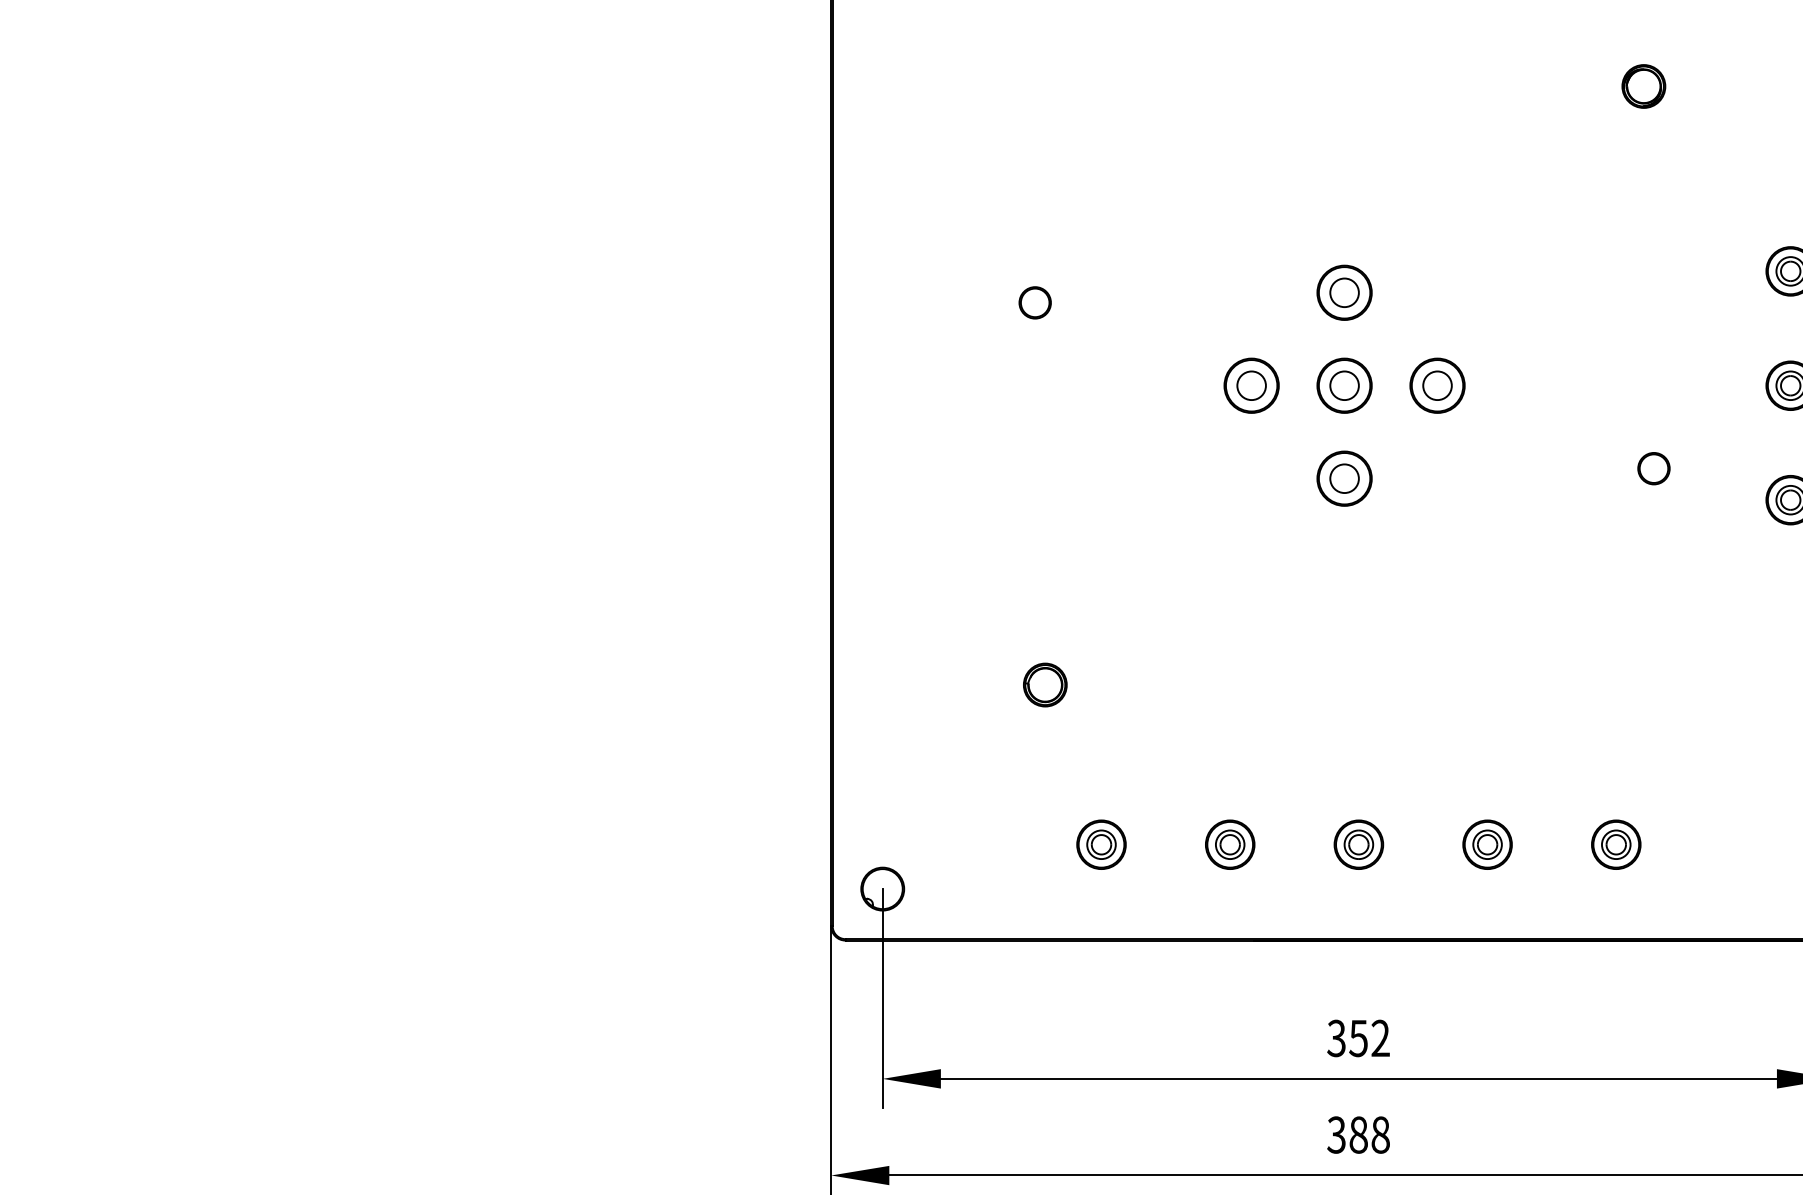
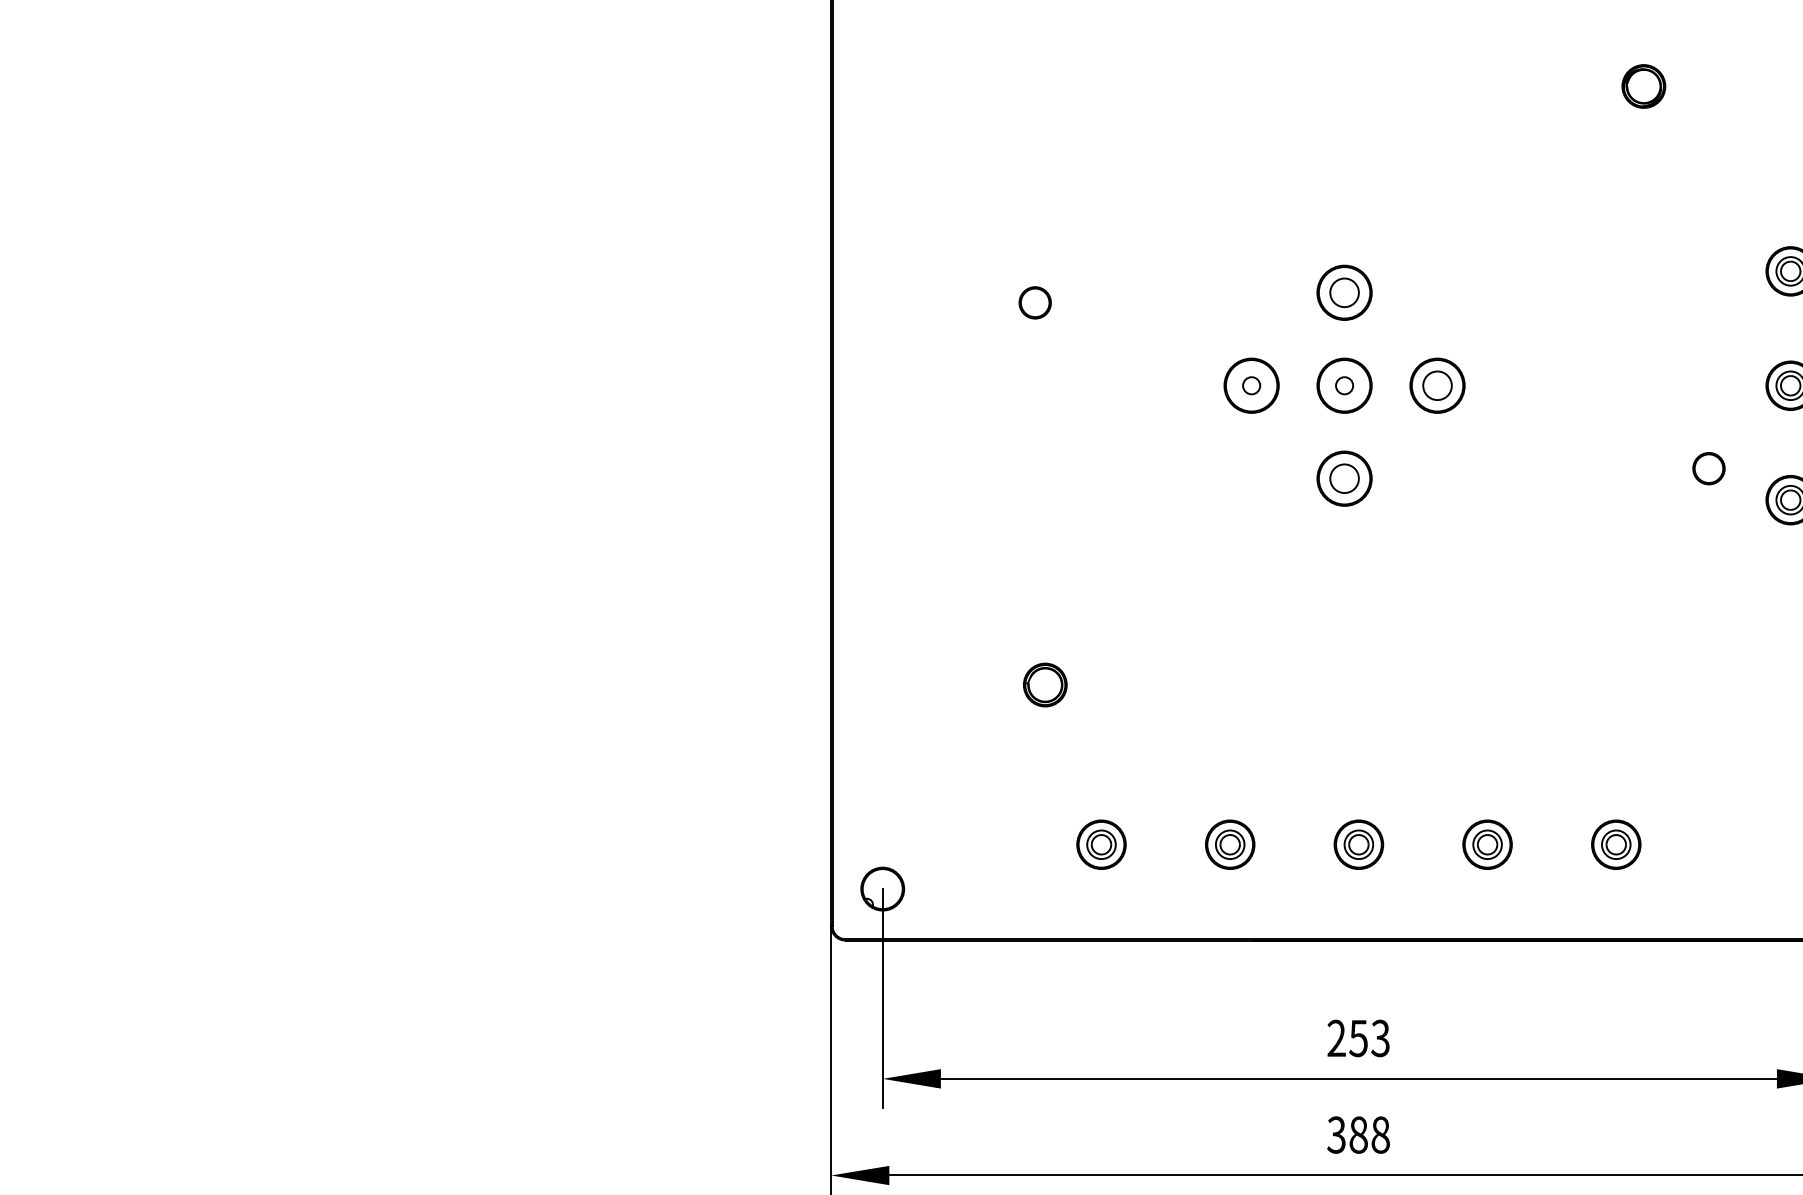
circle diameter: 29 px -> 17 px (1251, 385)
circle diameter: 29 px -> 17 px (1344, 385)
circle position: (1653, 468) -> (1708, 468) (1708, 468)
text: 352 -> 253 (1358, 1038)
